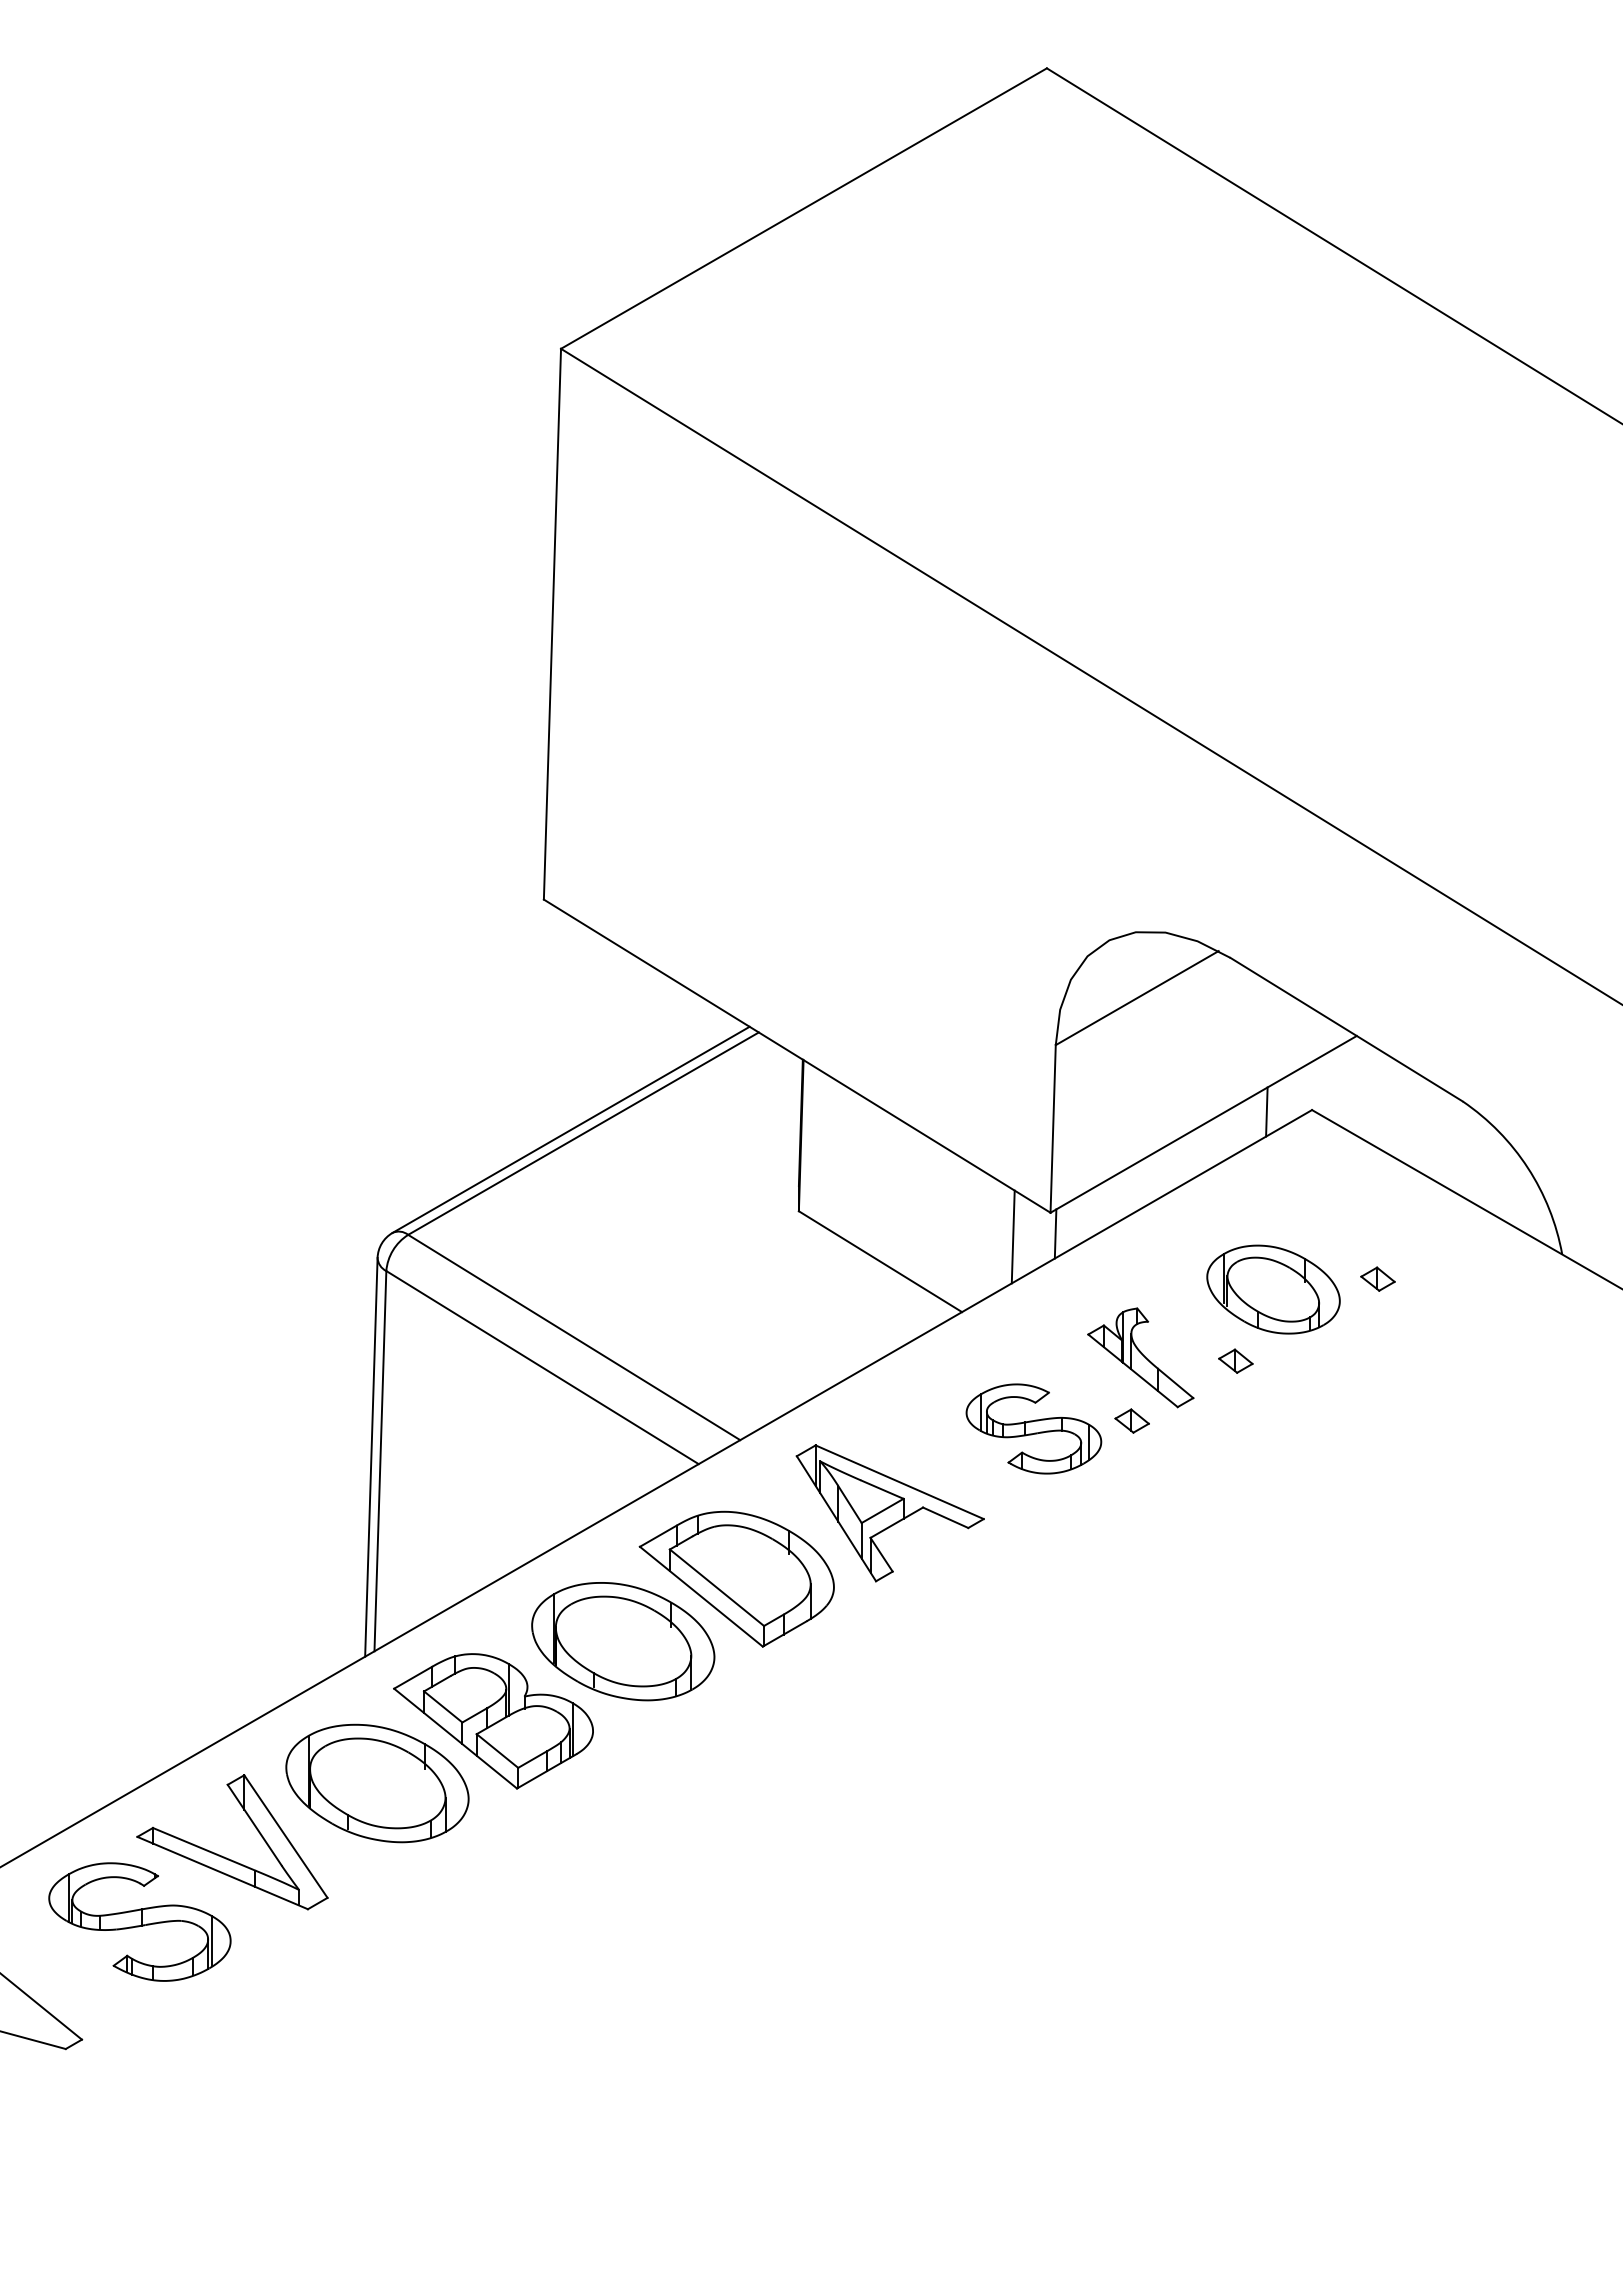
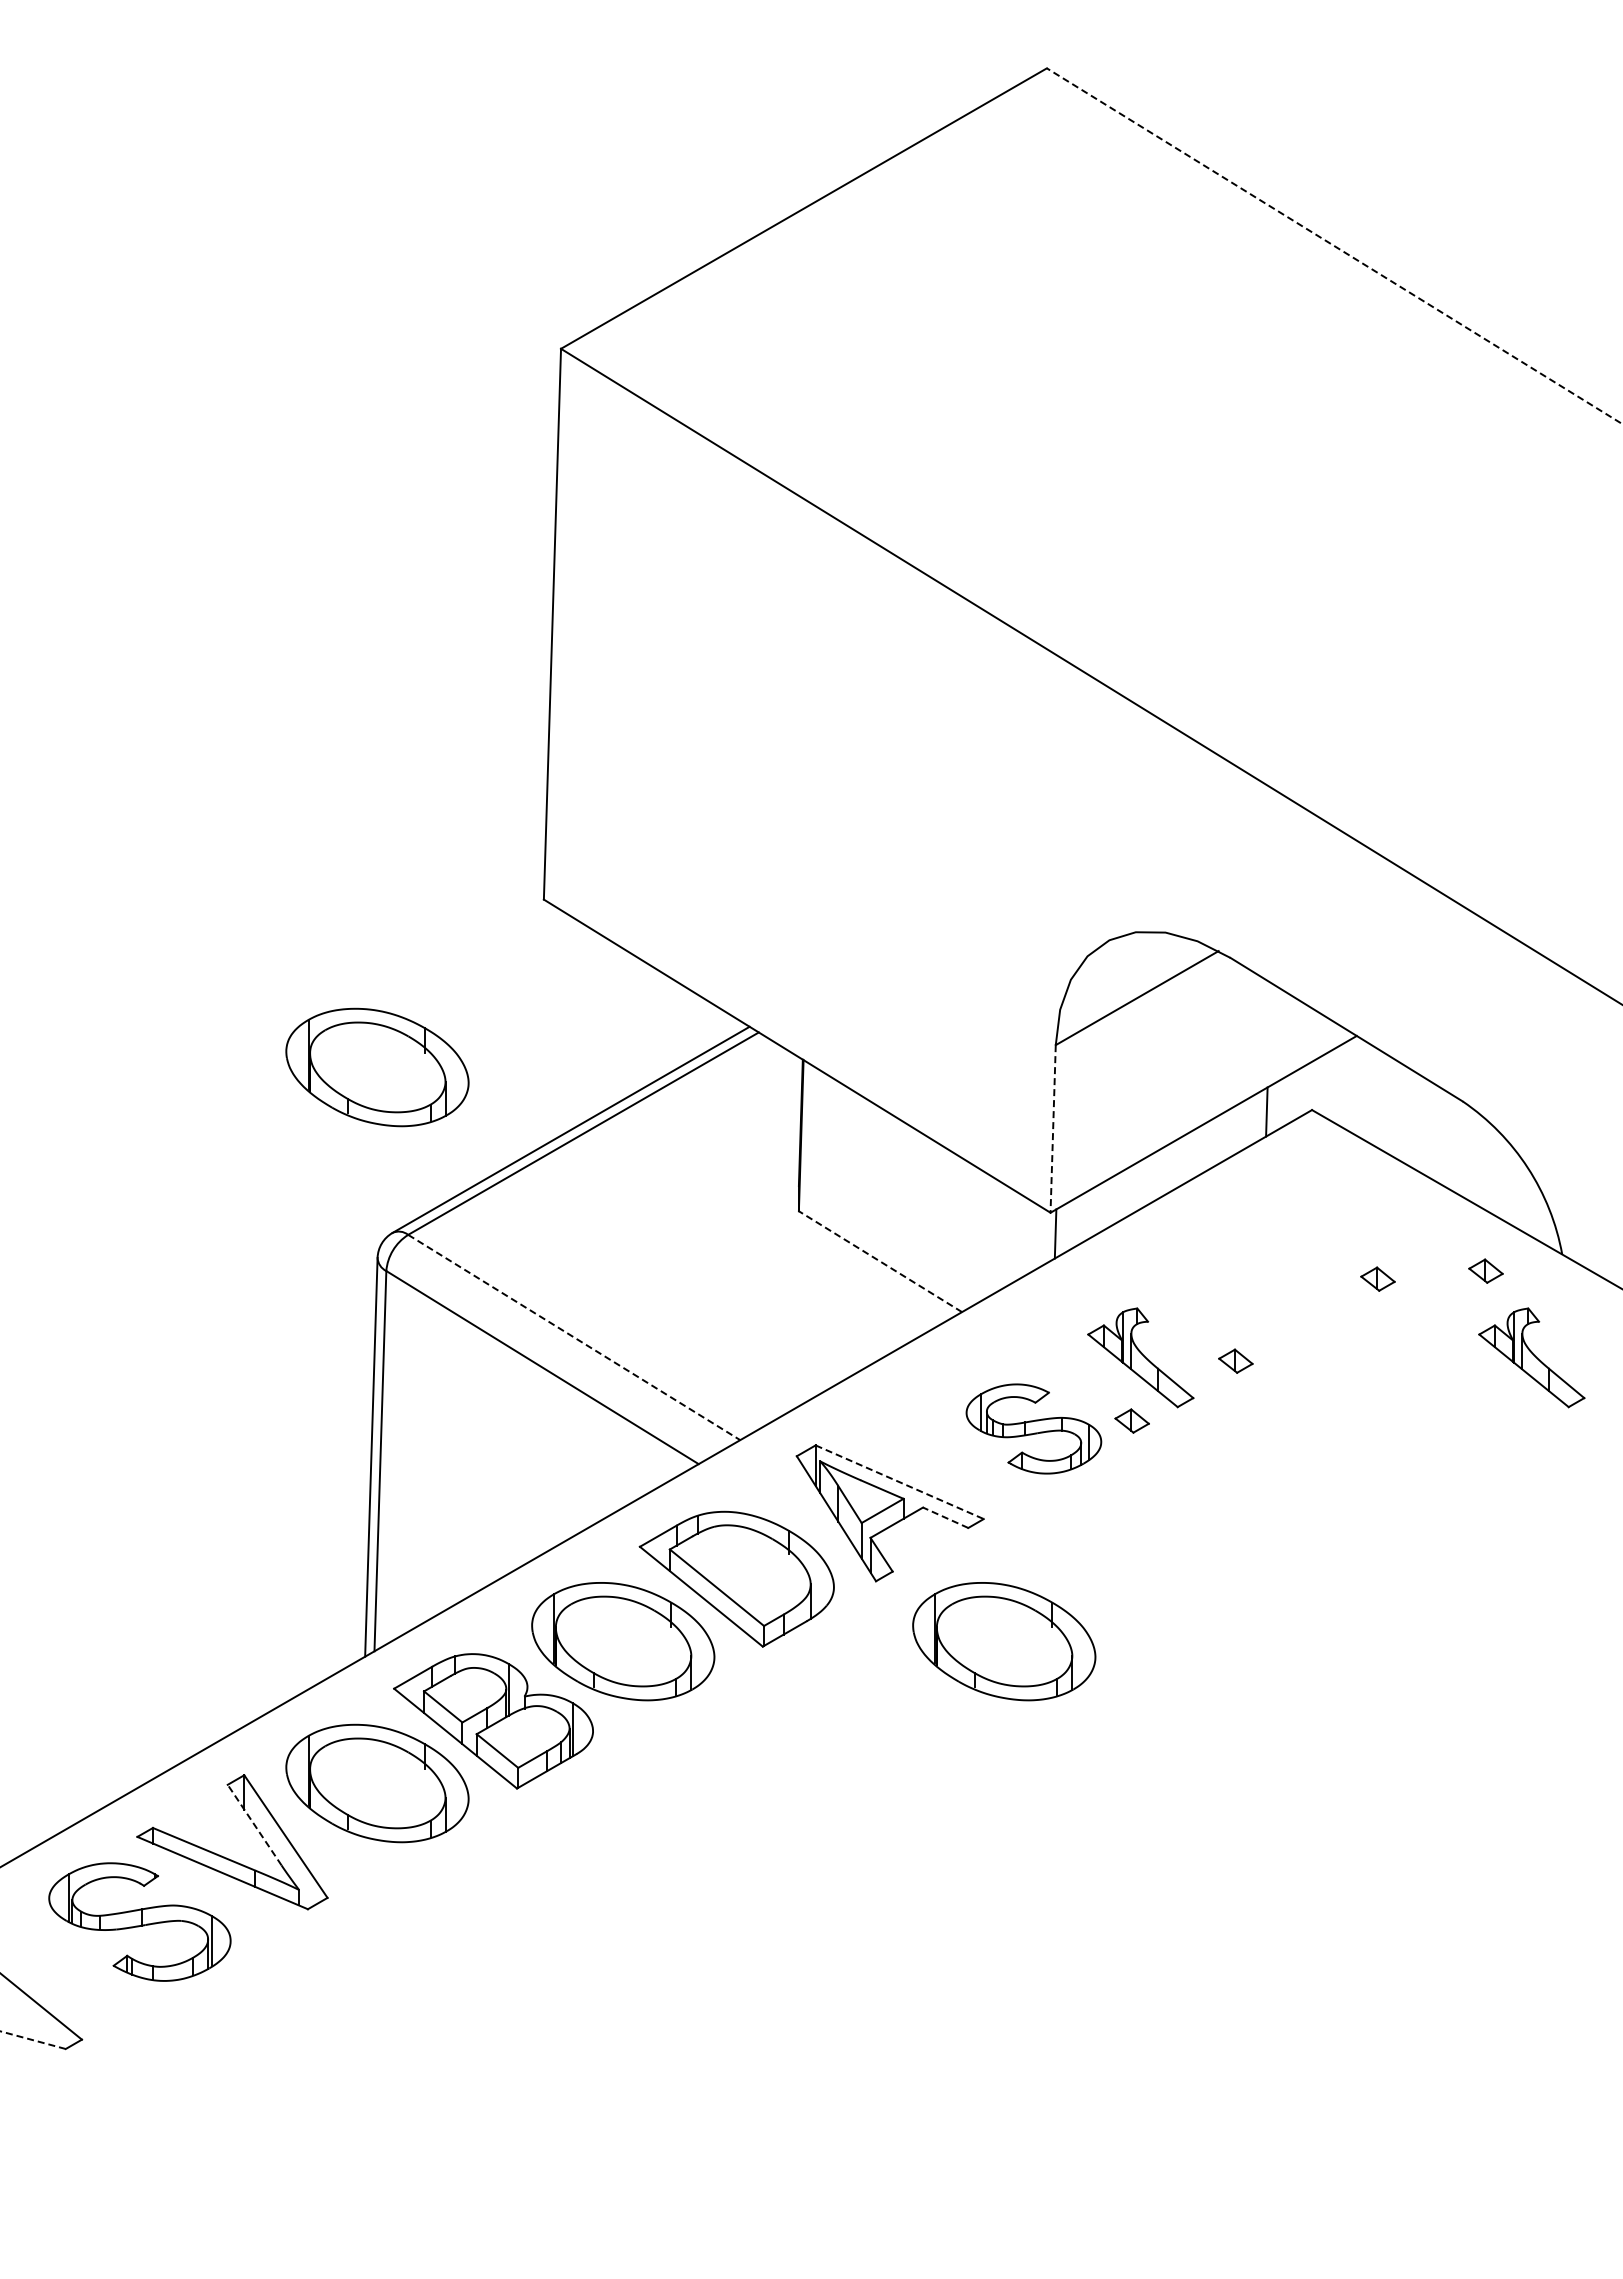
line: solid -> dashed (1334, 246)
part: none -> present (377, 1067)
line: solid -> dashed (1053, 1128)
line: present -> none (1012, 1236)
line: solid -> dashed (880, 1261)
part: none -> present (1485, 1270)
part: present -> none (1273, 1289)
line: solid -> dashed (574, 1337)
part: none -> present (1531, 1357)
line: solid -> dashed (899, 1482)
line: solid -> dashed (945, 1517)
part: none -> present (1004, 1641)
line: solid -> dashed (254, 1824)
line: solid -> dashed (32, 2040)
